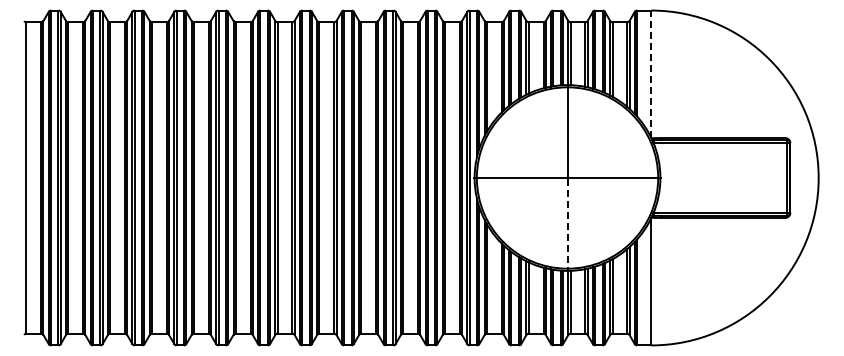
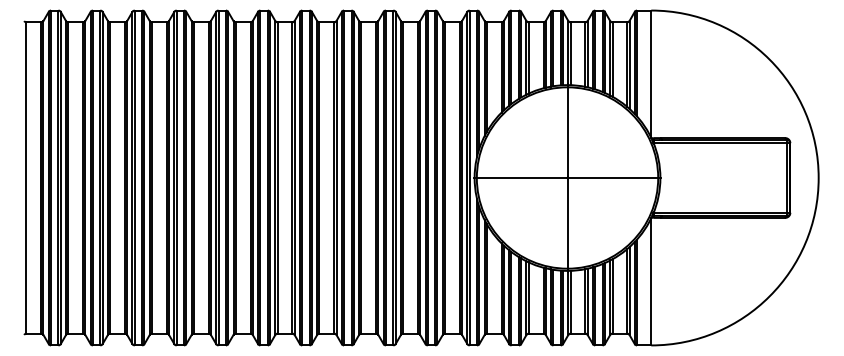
line: dashed -> solid (651, 74)
line: dashed -> solid (567, 225)
